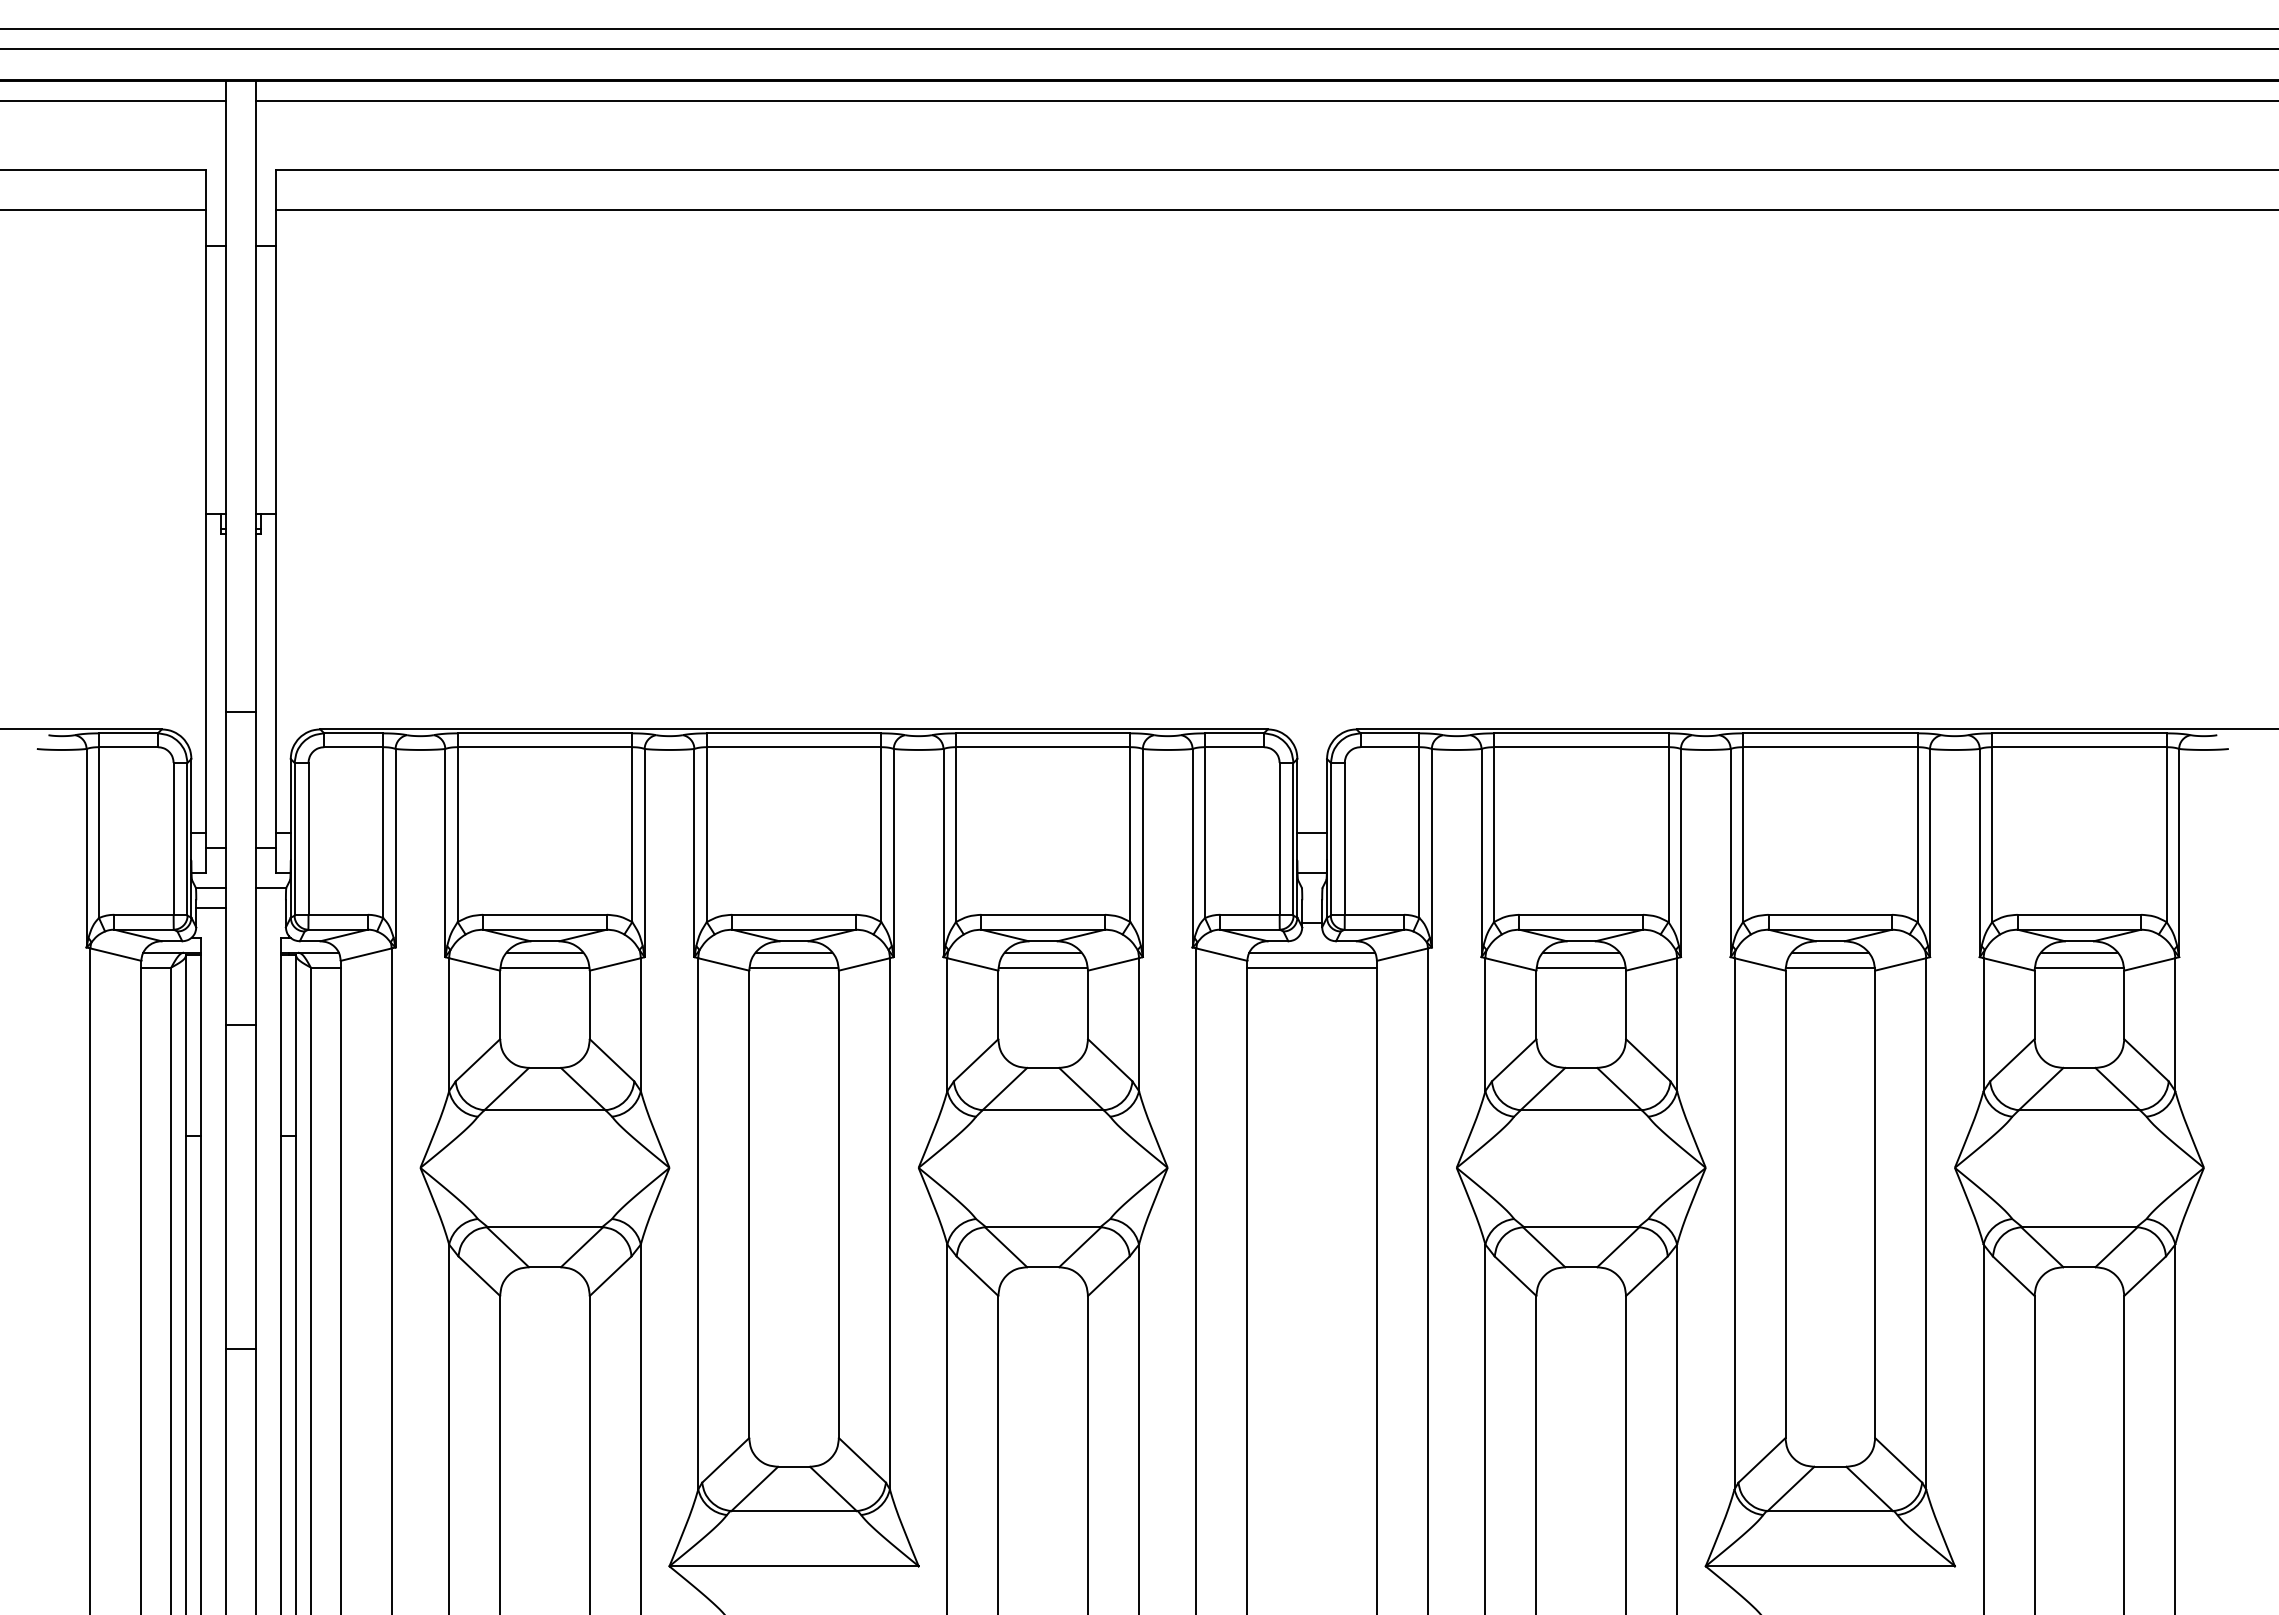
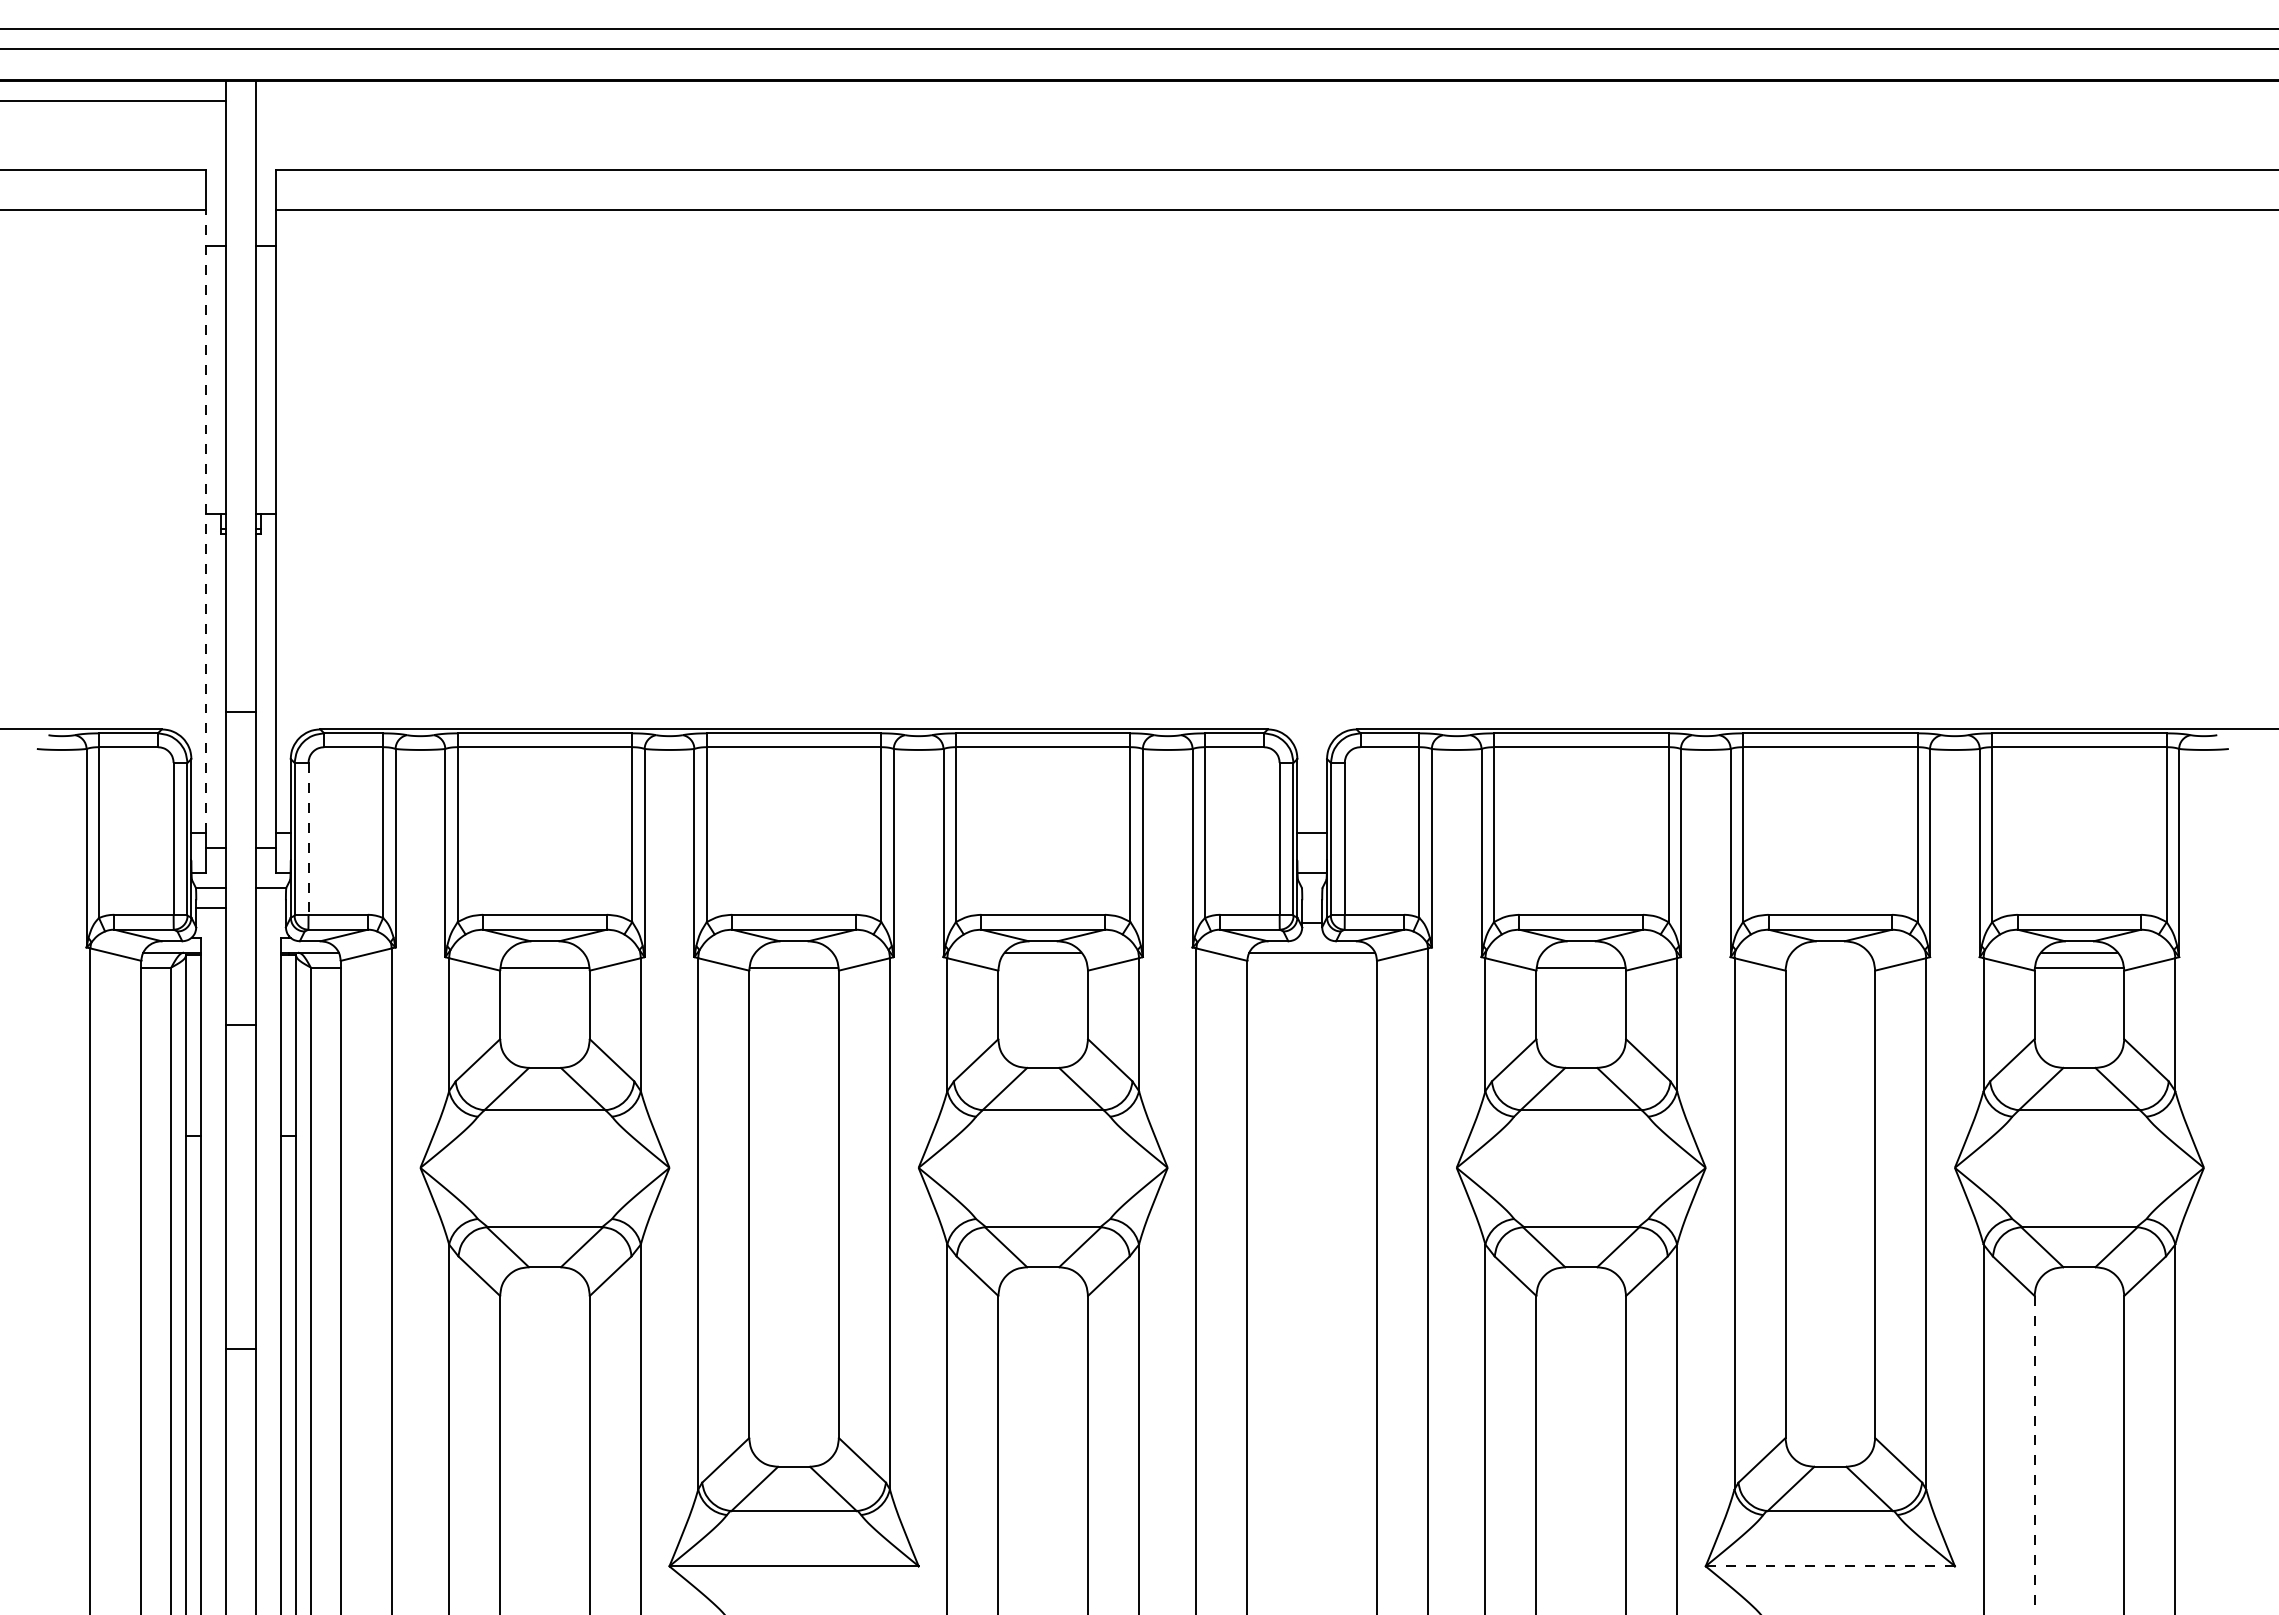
line: present -> none (1265, 100)
line: solid -> dashed (206, 521)
line: solid -> dashed (308, 838)
line: present -> none (544, 952)
line: present -> none (793, 952)
line: present -> none (1580, 952)
line: present -> none (1830, 952)
line: present -> none (1042, 967)
line: present -> none (1311, 967)
line: present -> none (1830, 967)
line: solid -> dashed (2034, 1455)
line: solid -> dashed (1829, 1566)
